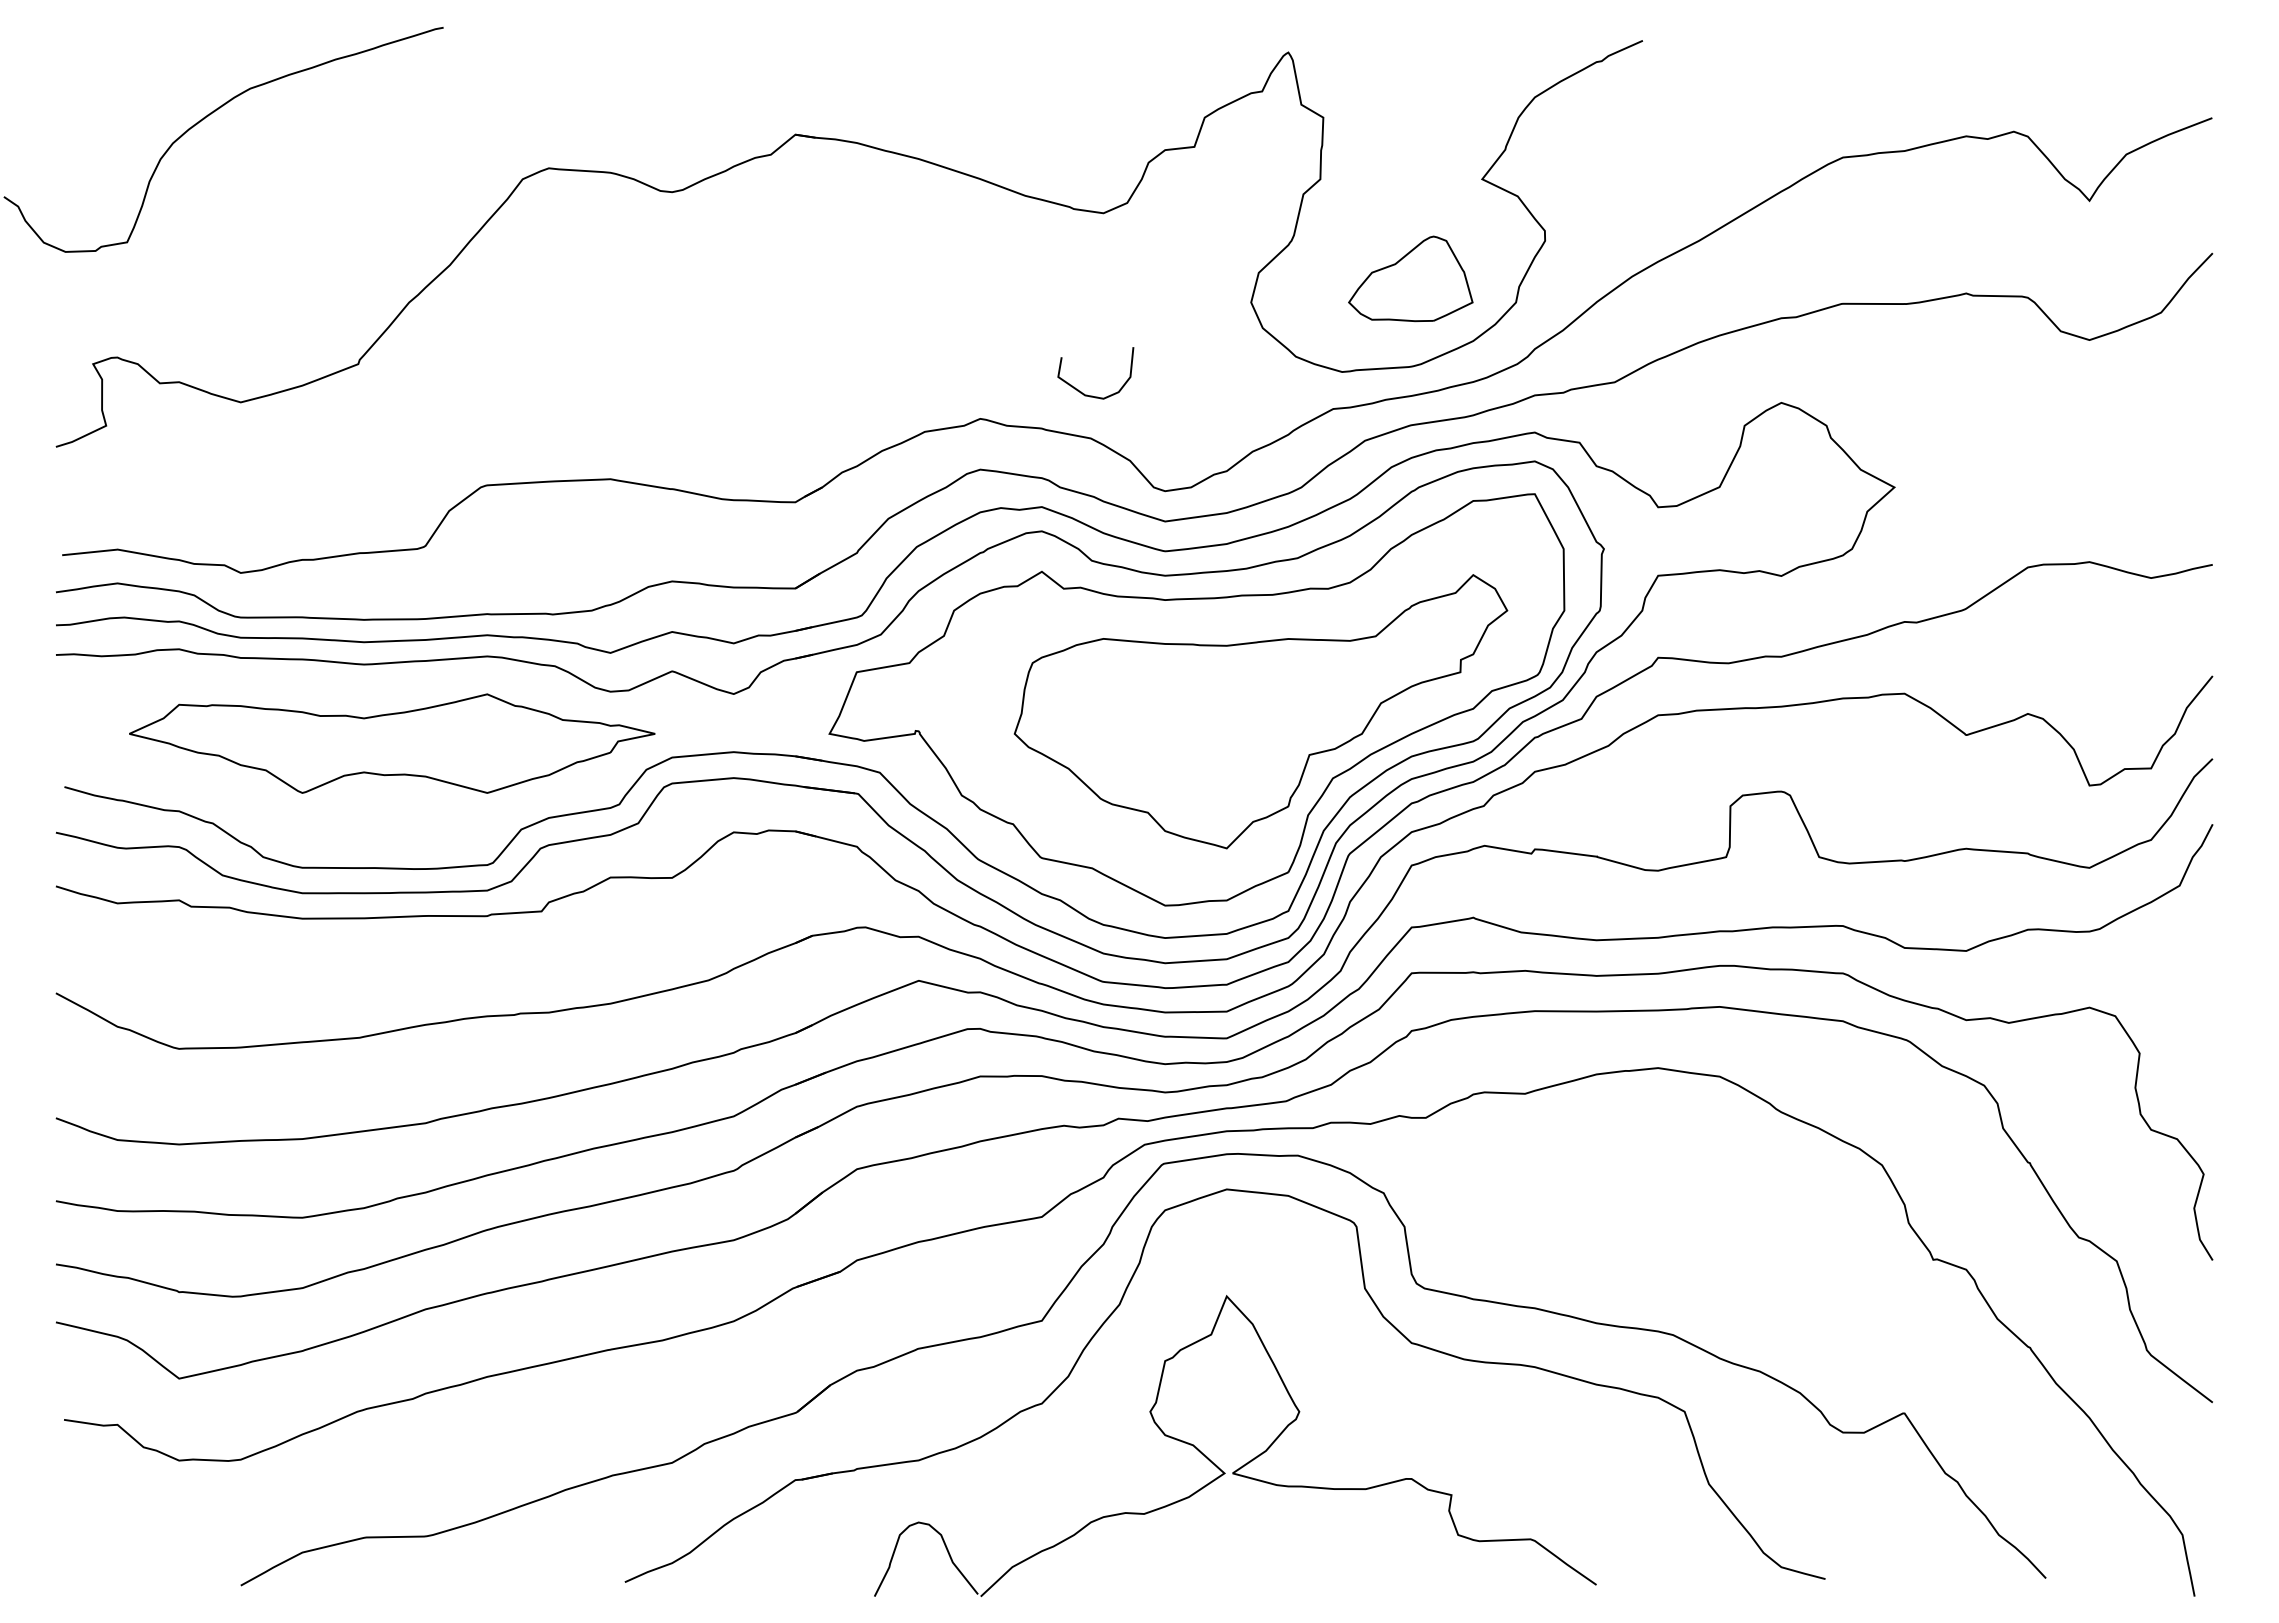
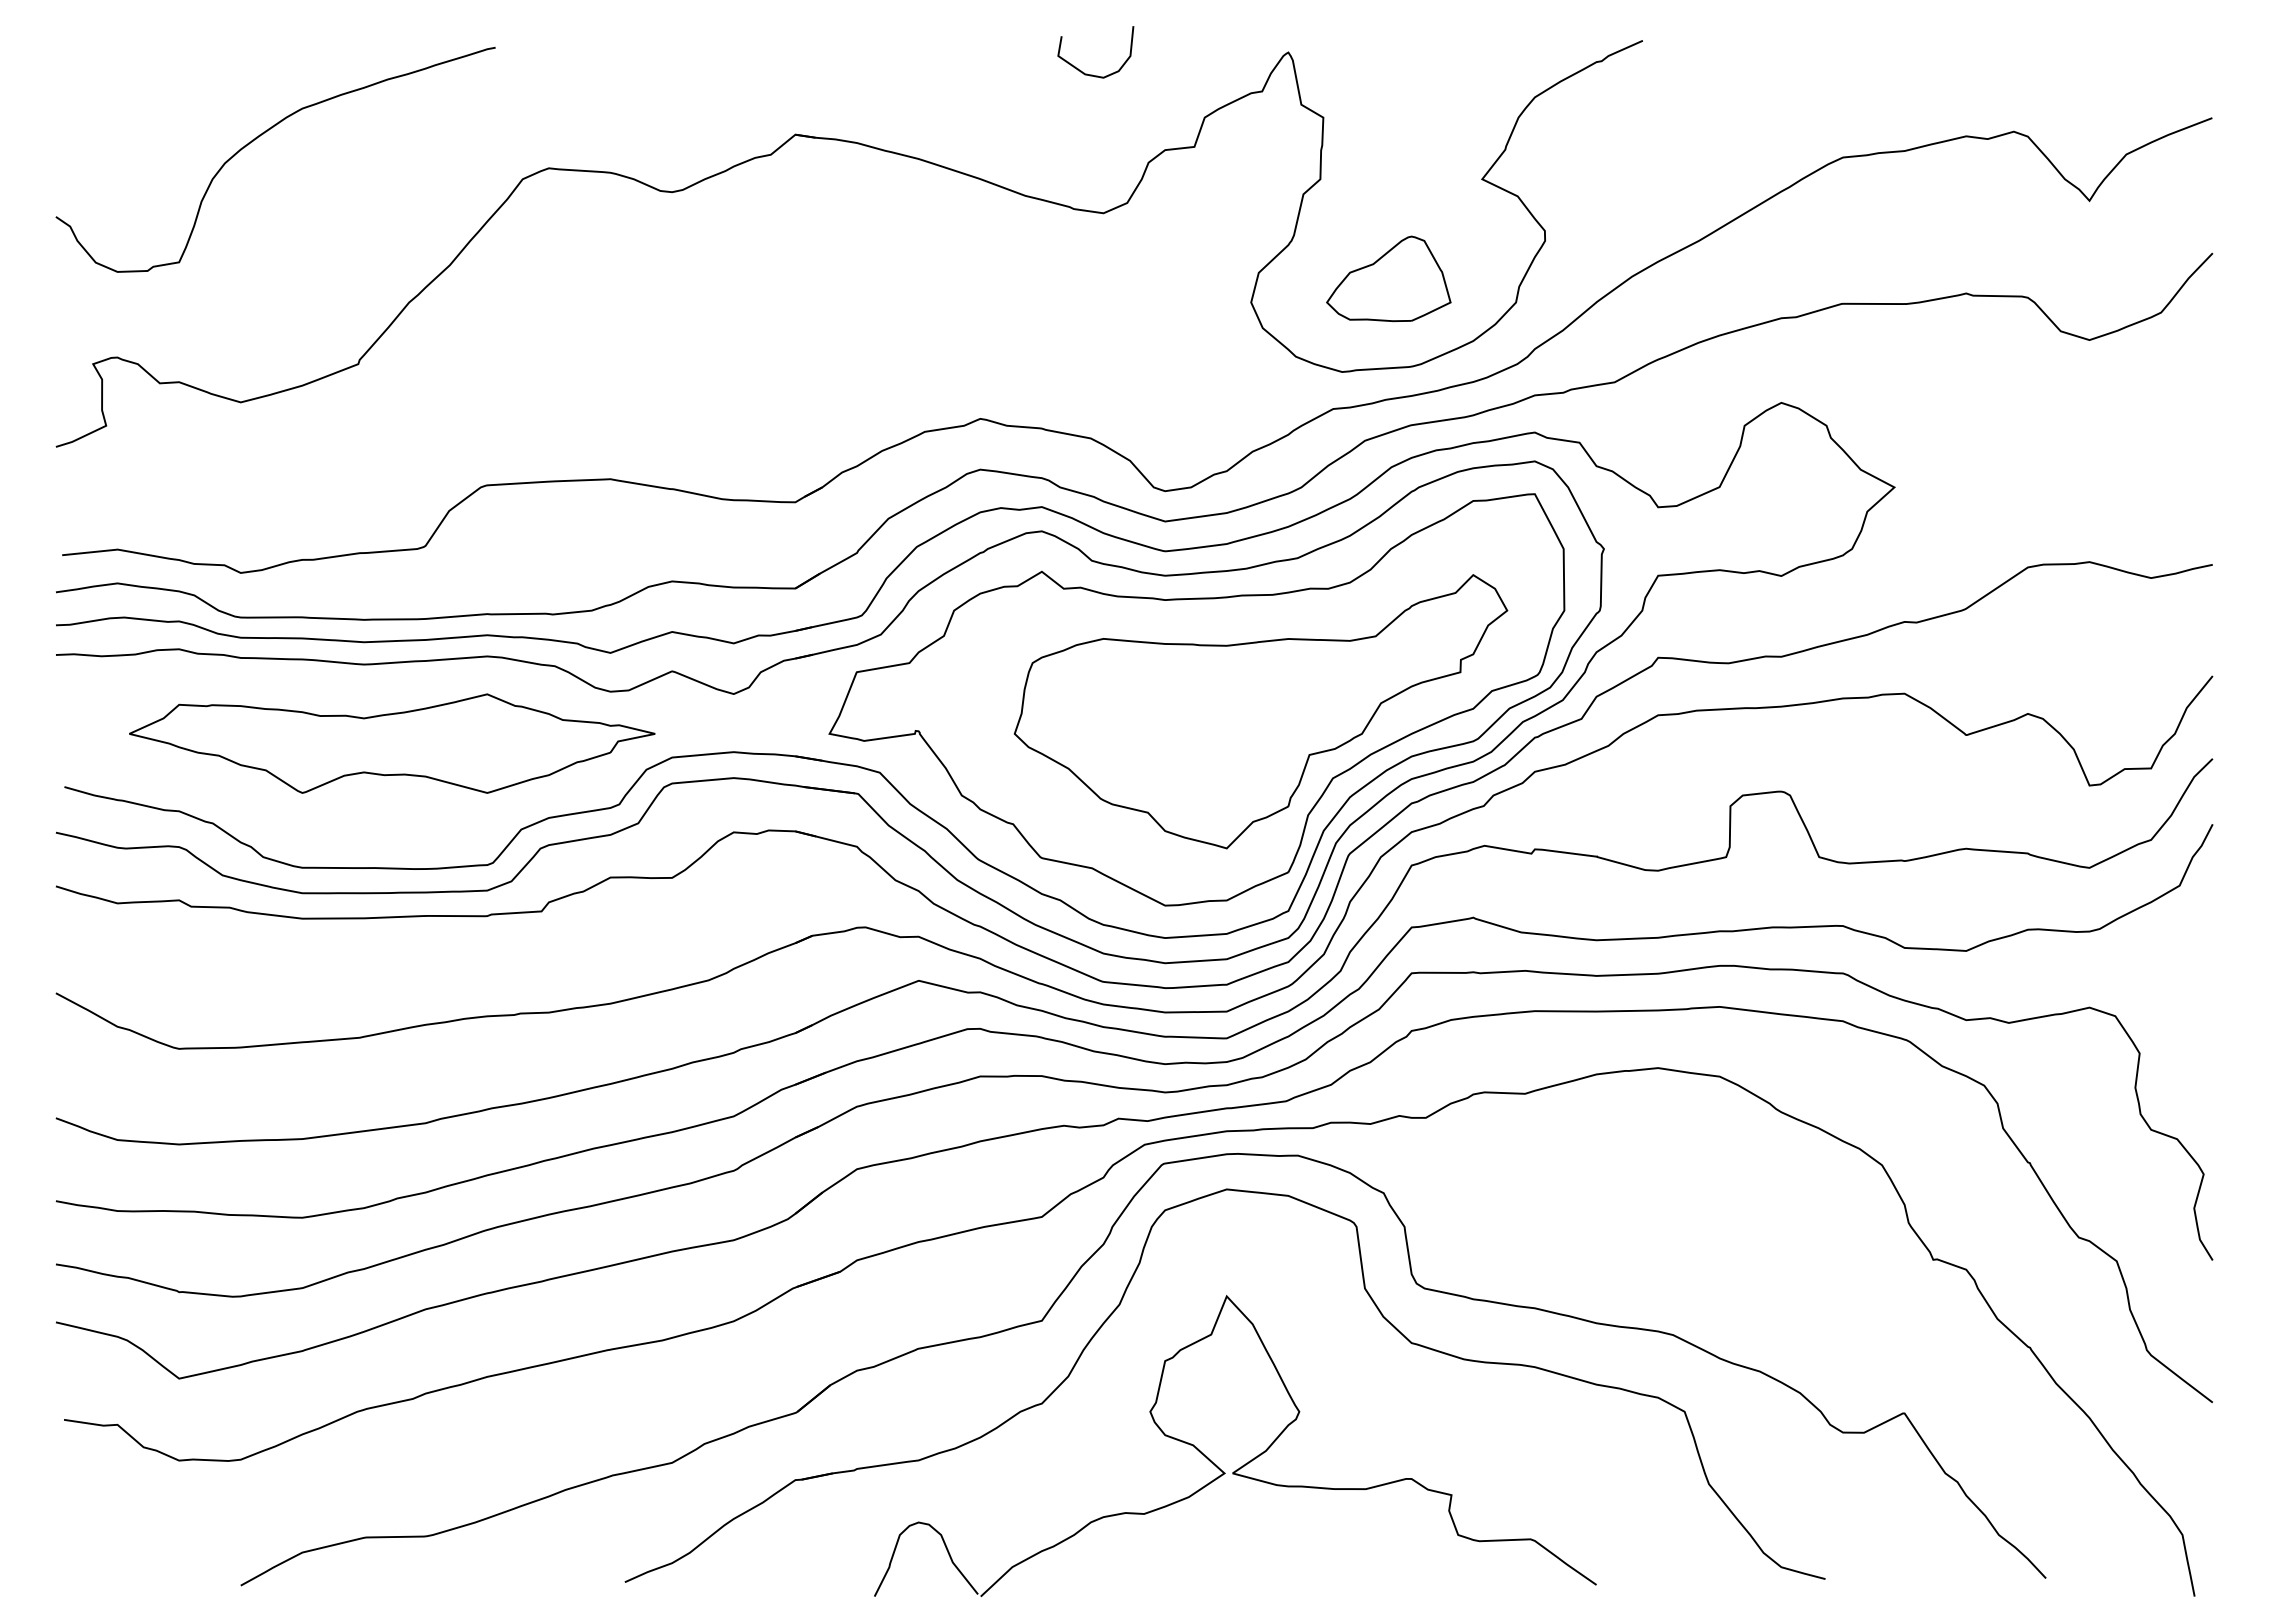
curve position: (207, 117) -> (259, 137) (259, 137)
part position: (1410, 278) -> (1388, 278) (1388, 278)
curve position: (1092, 395) -> (1092, 74) (1092, 74)
